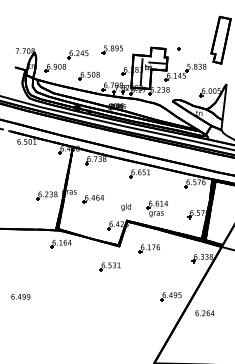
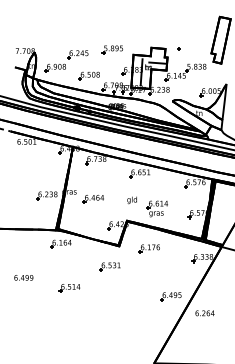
text position: (125, 207) -> (131, 200) (131, 200)
part: none -> present (69, 288)
text position: (20, 296) -> (23, 277) (23, 277)
